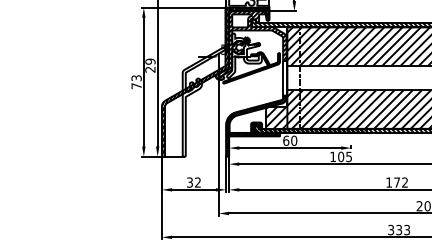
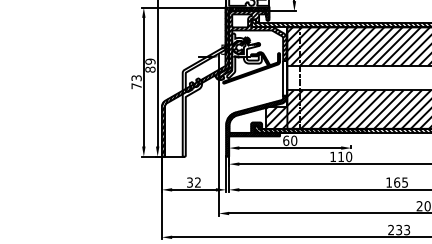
text: 29 -> 89 (150, 69)
text: 105 -> 110 (345, 156)
text: 172 -> 165 (400, 182)
text: 333 -> 233 (391, 230)
